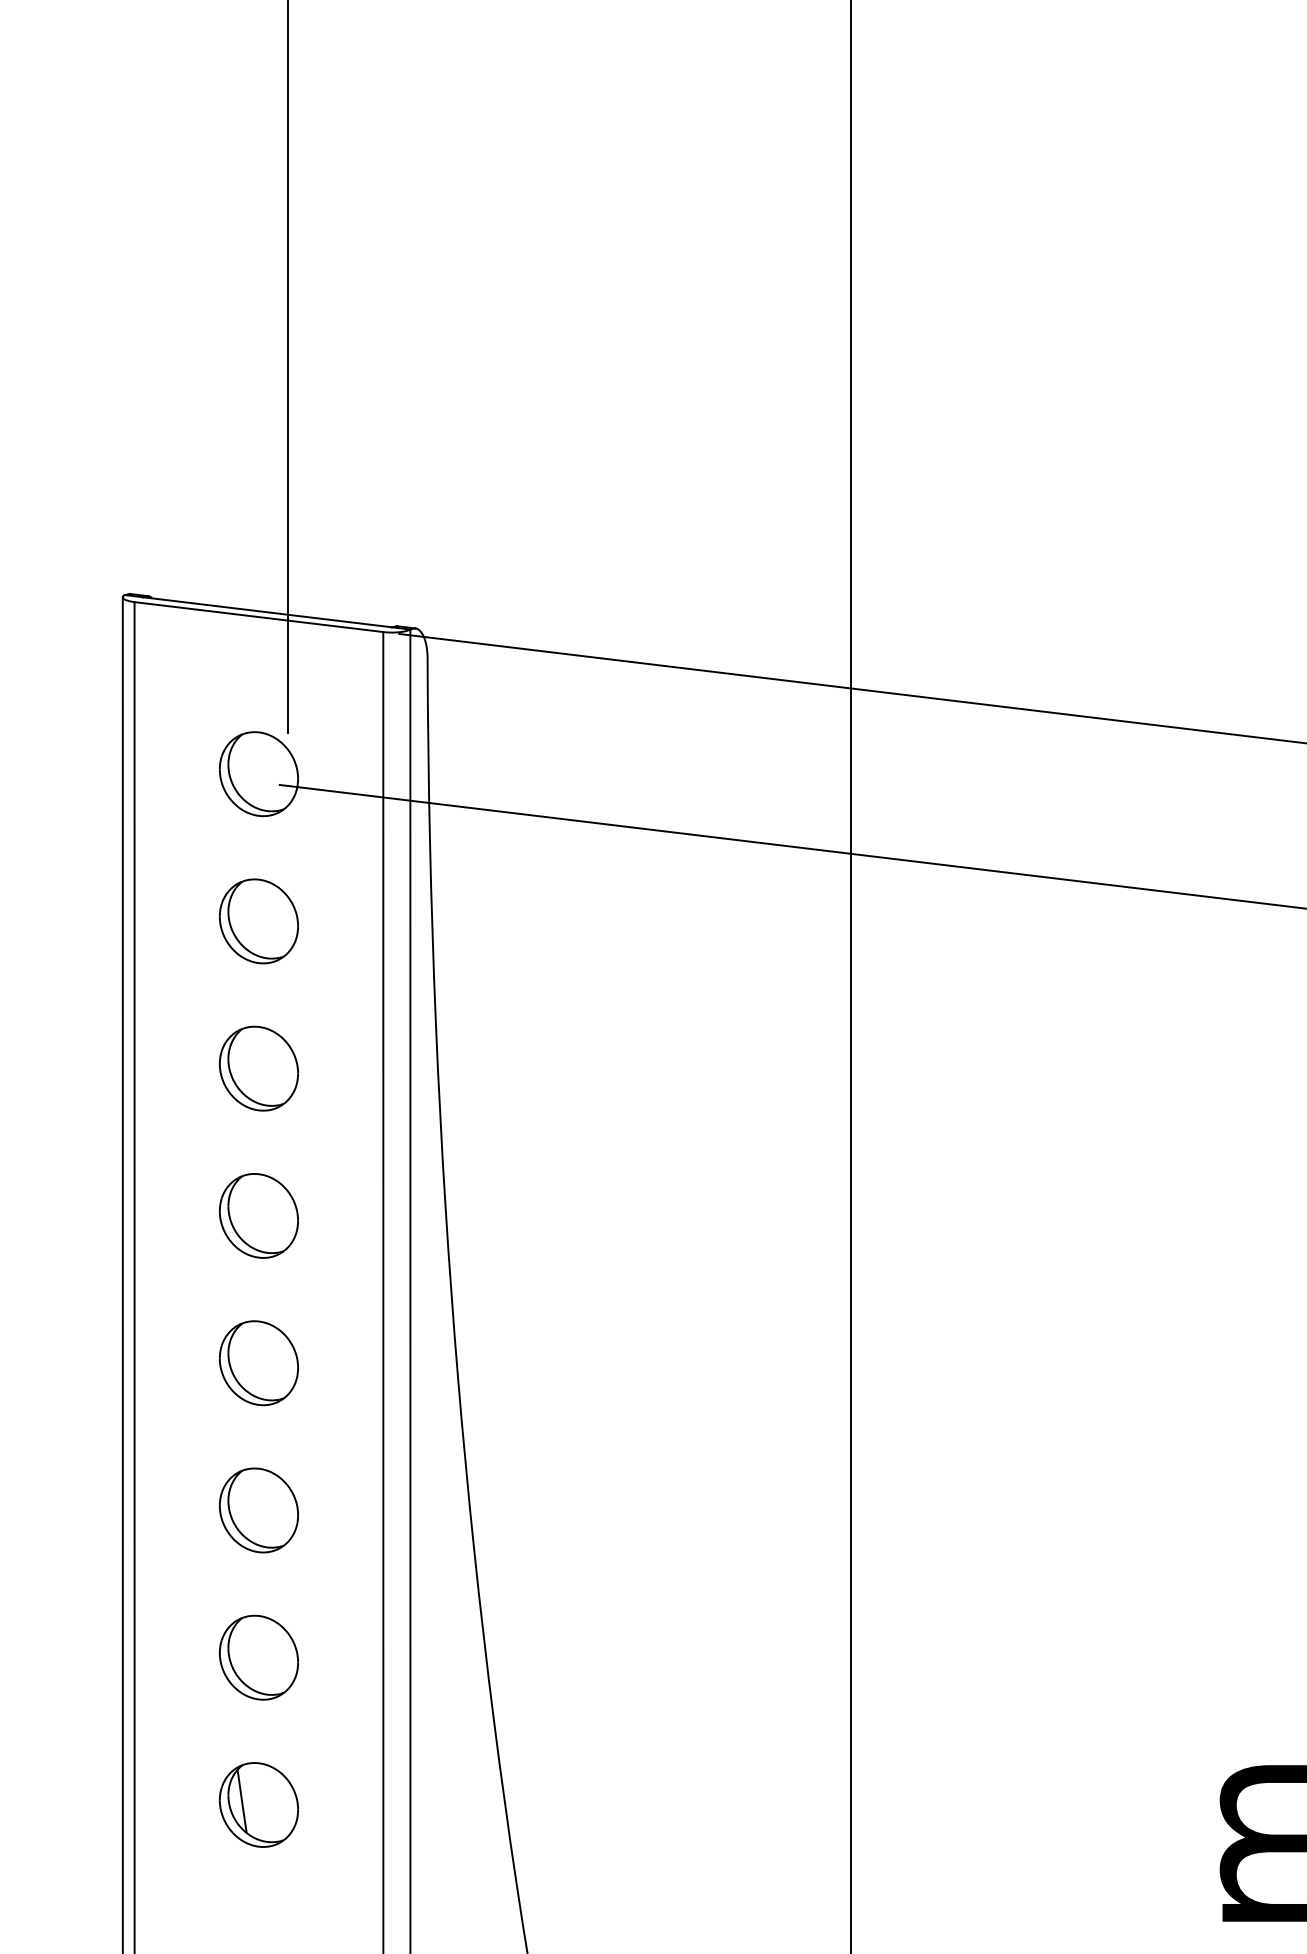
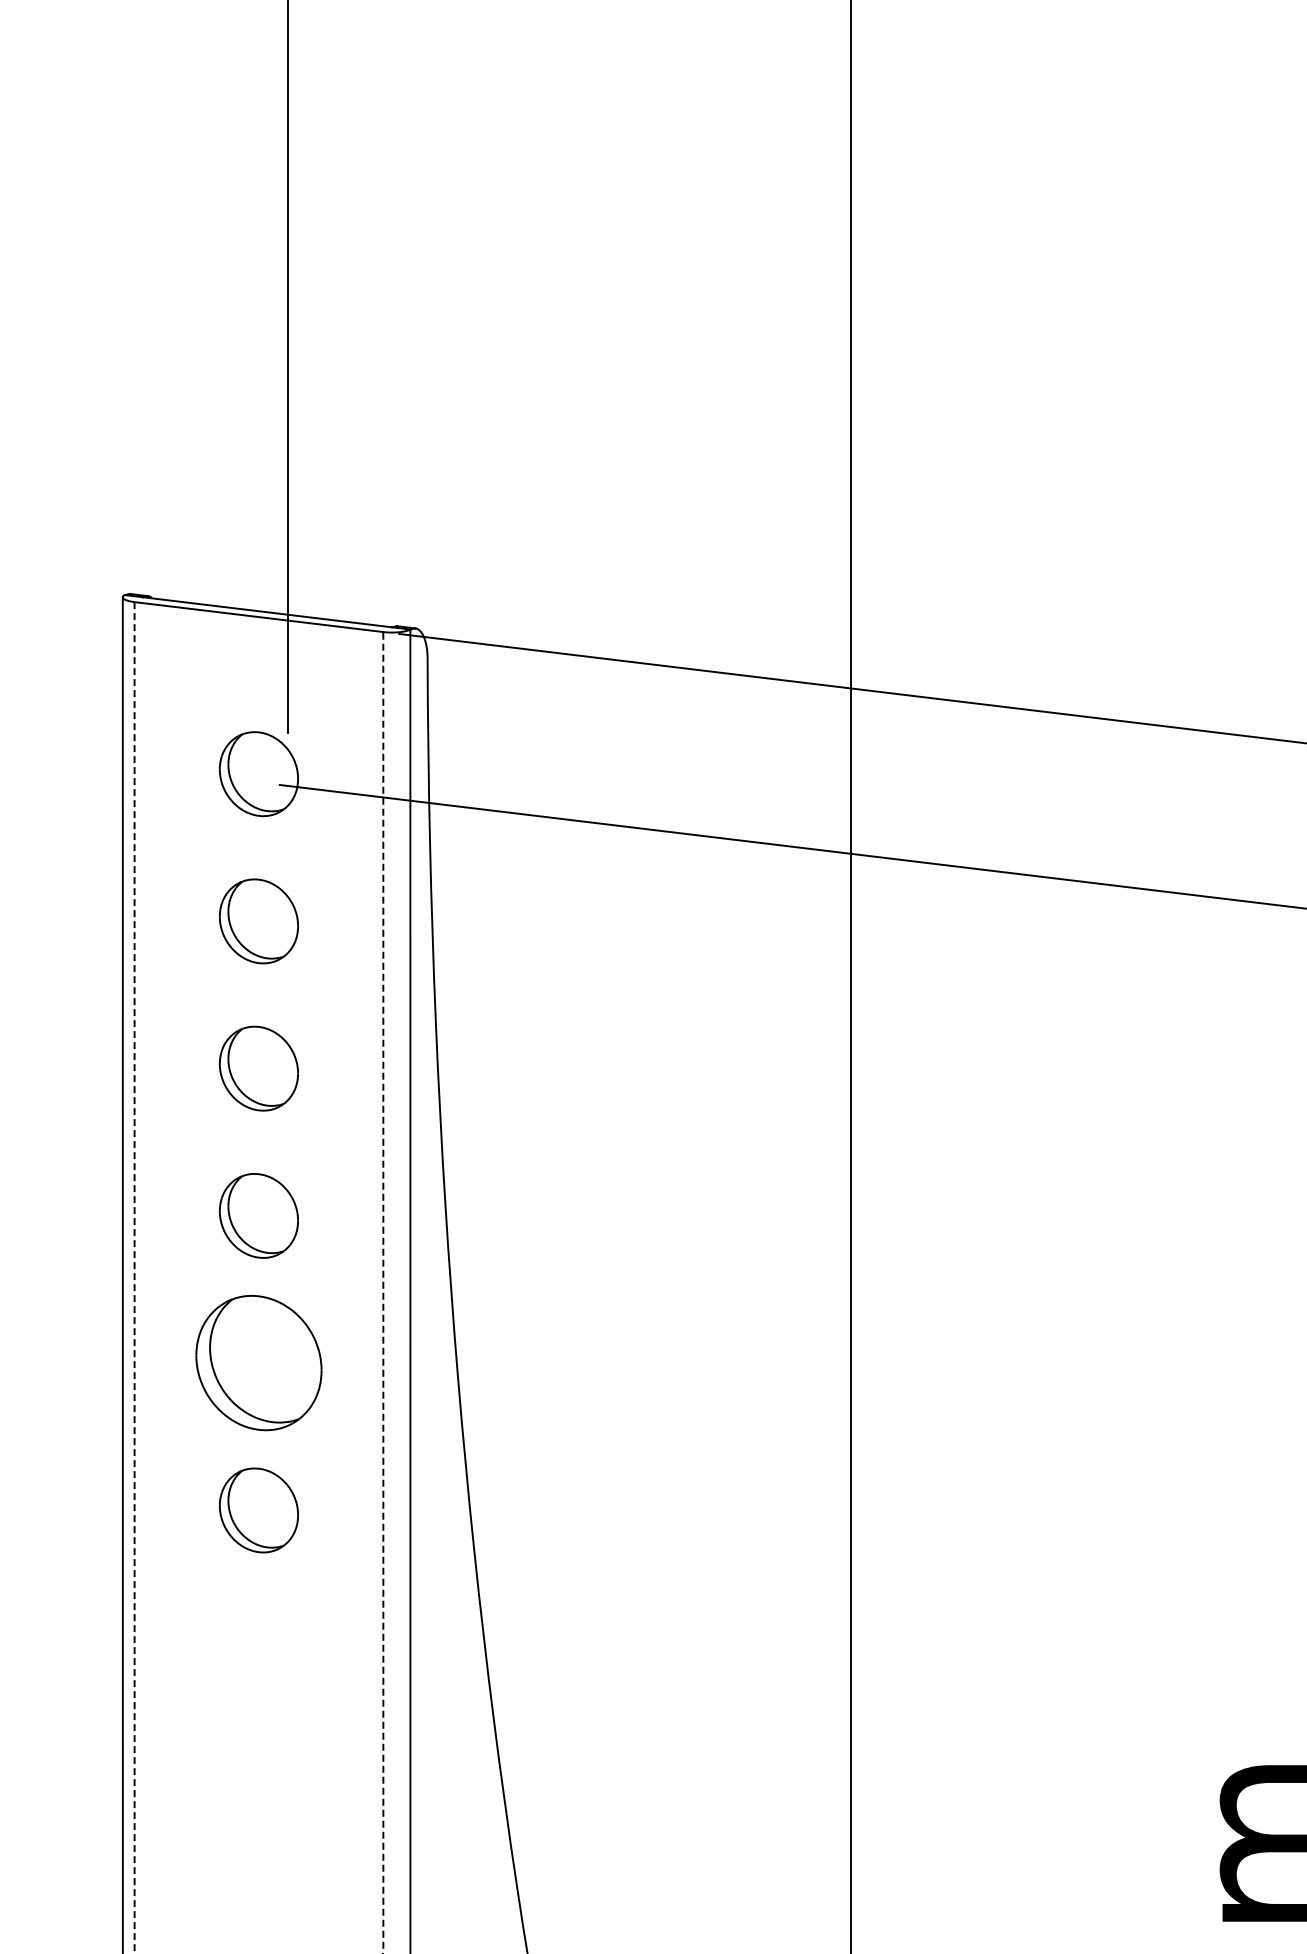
line: solid -> dashed (134, 1278)
line: solid -> dashed (383, 1293)
part size: 80x87 px -> 128x138 px (258, 1362)
part: present -> none (258, 1657)
part: present -> none (258, 1804)
